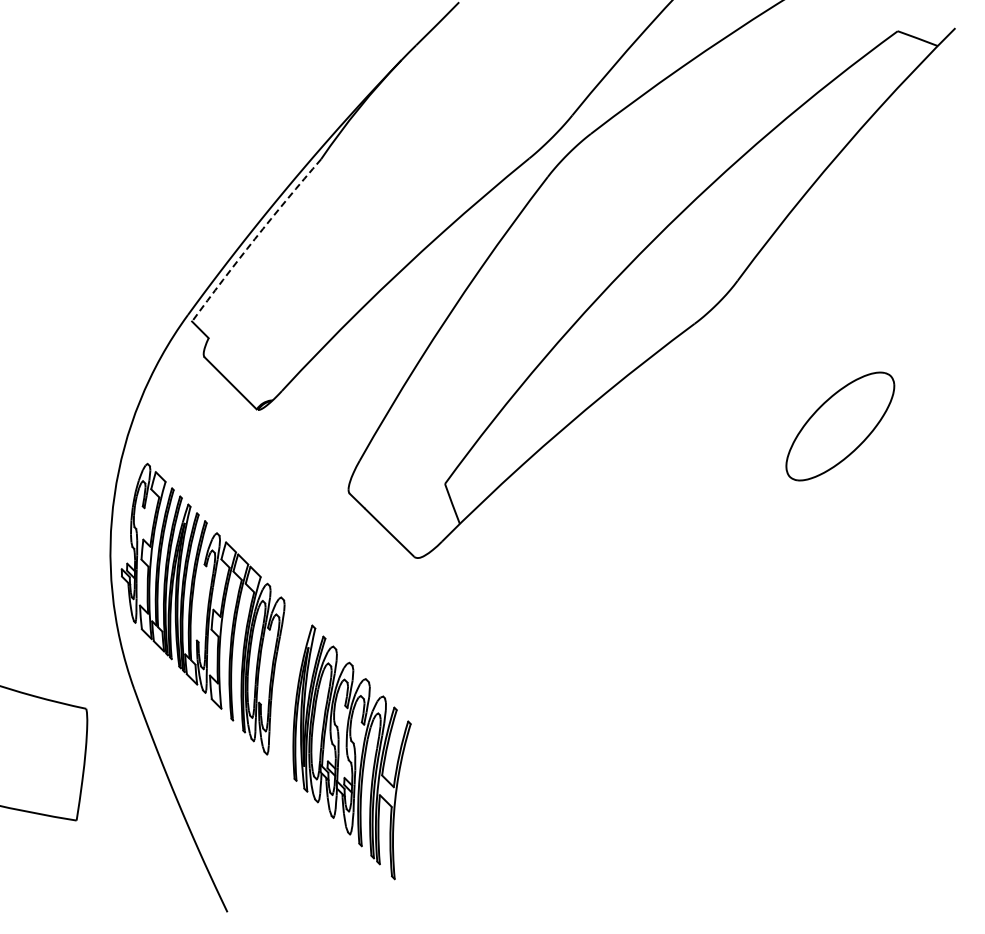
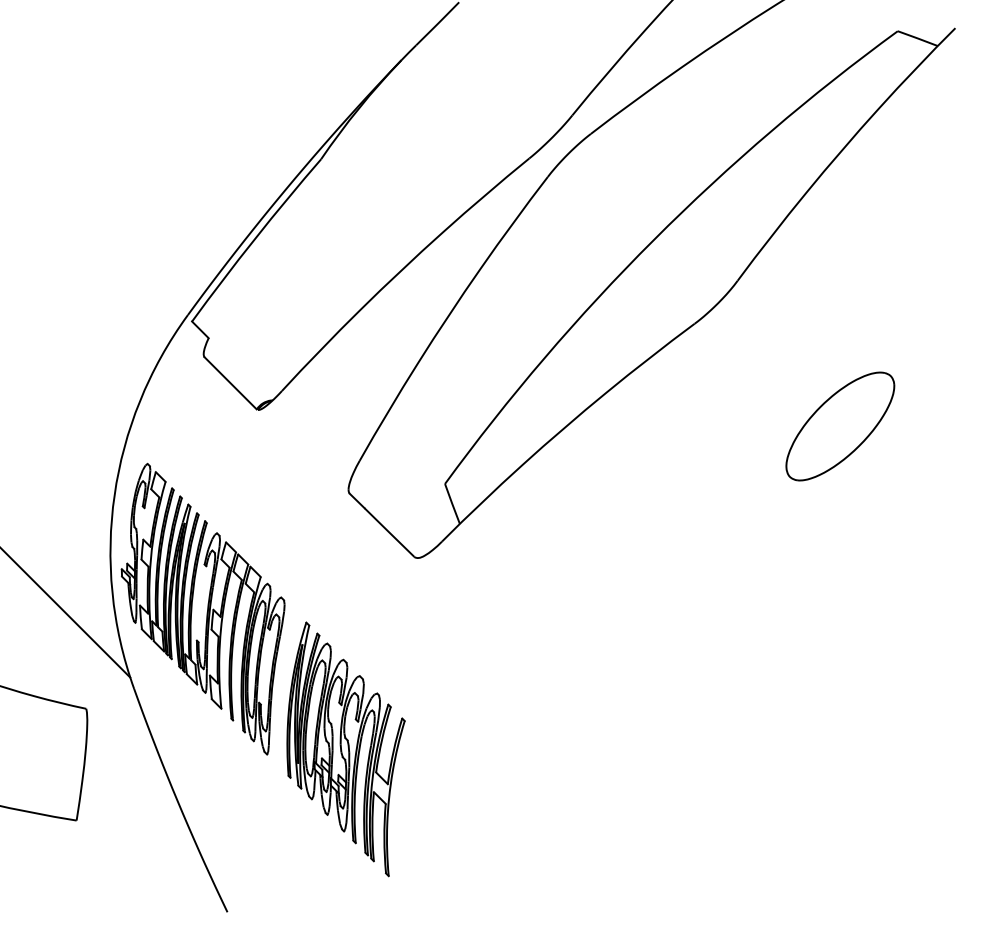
arc: dashed -> solid (254, 239)
line: none -> present (66, 613)
part position: (351, 752) -> (345, 749) (345, 749)
